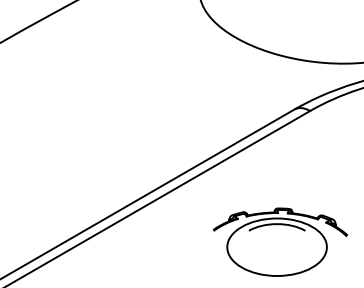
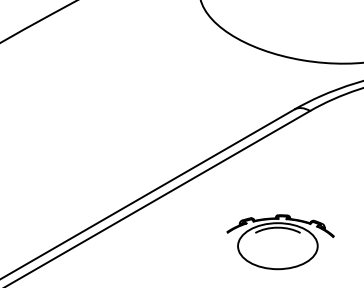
part size: 136x70 px -> 109x57 px (280, 242)
